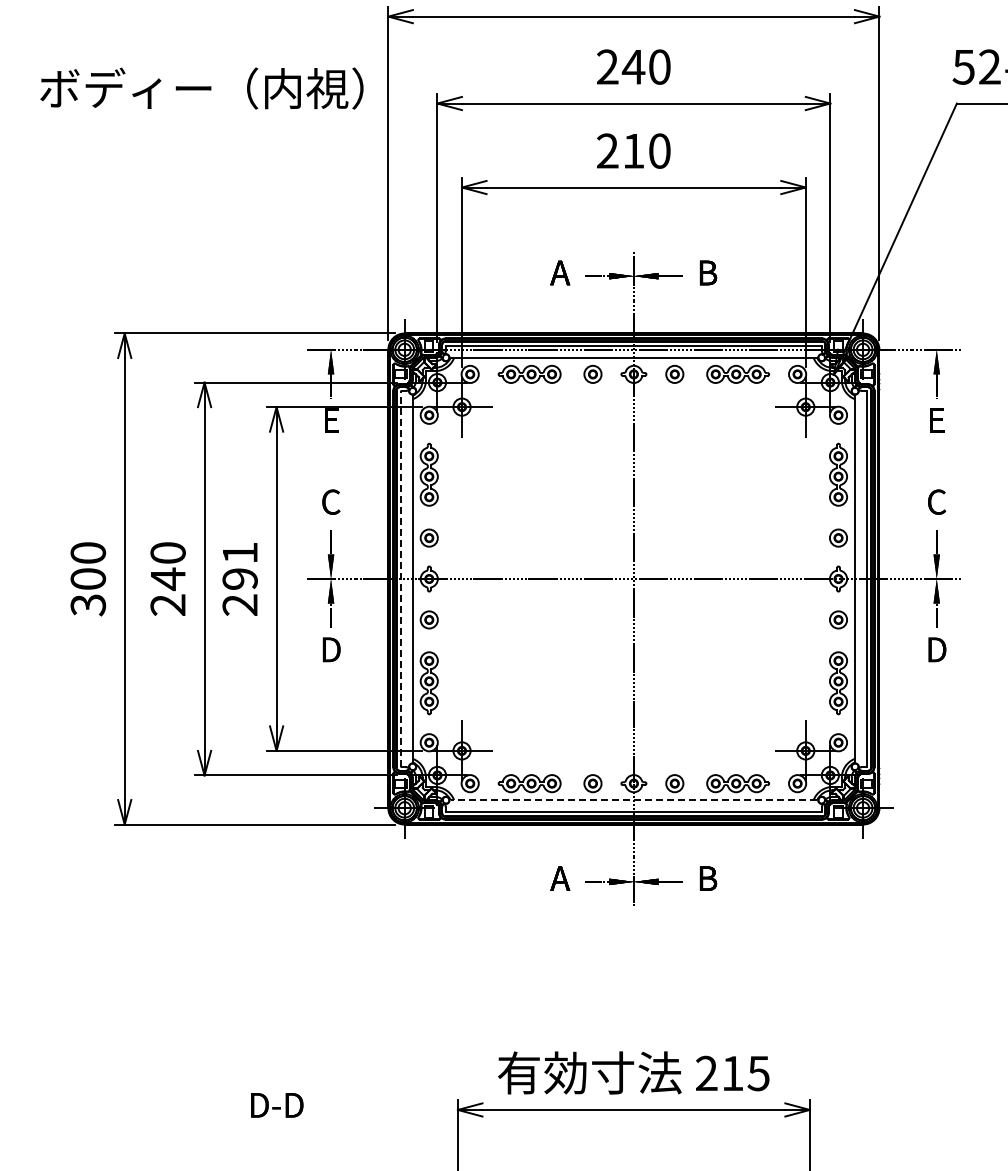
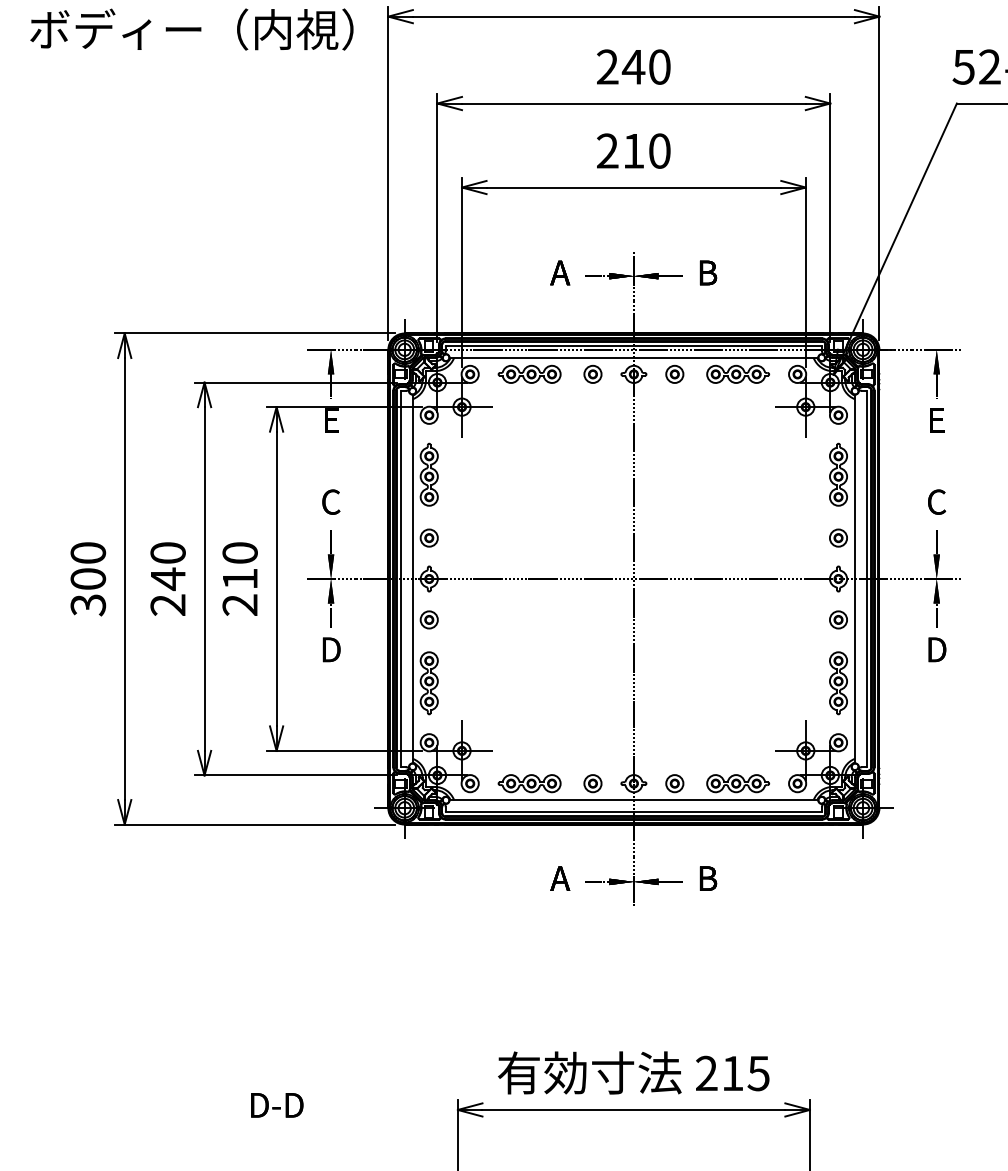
text position: (201, 88) -> (191, 29) (191, 29)
text: 291 -> 210 (239, 565)
line: dashed -> solid (401, 579)
line: dashed -> solid (633, 800)
